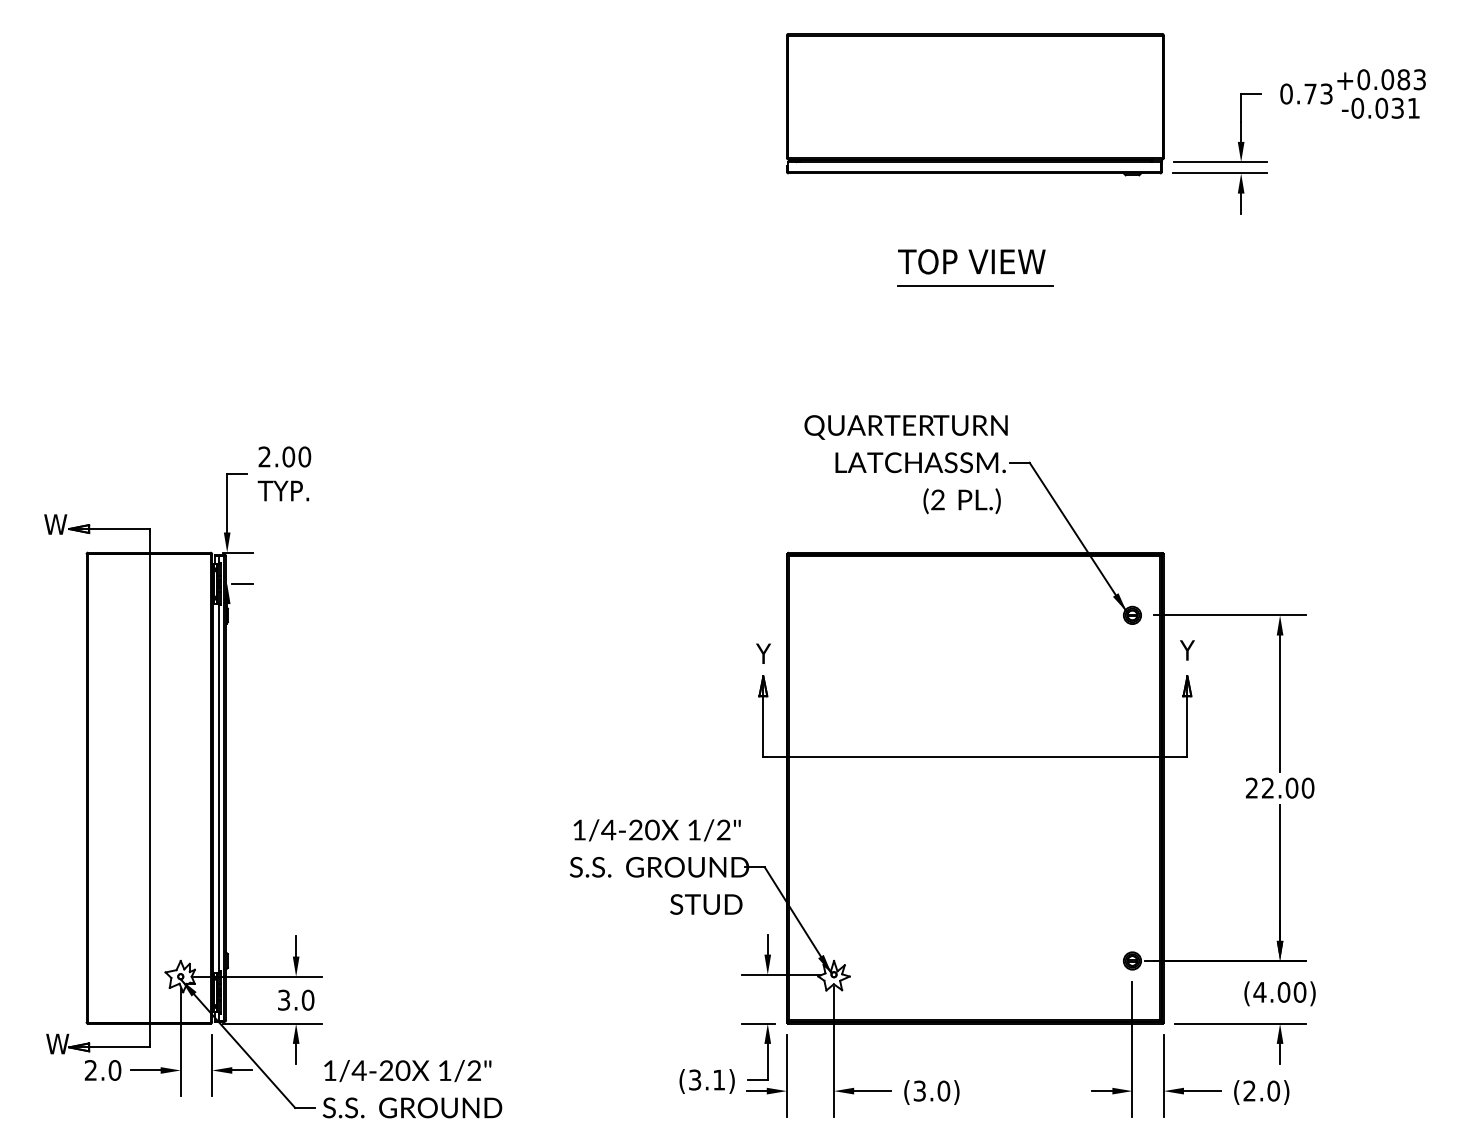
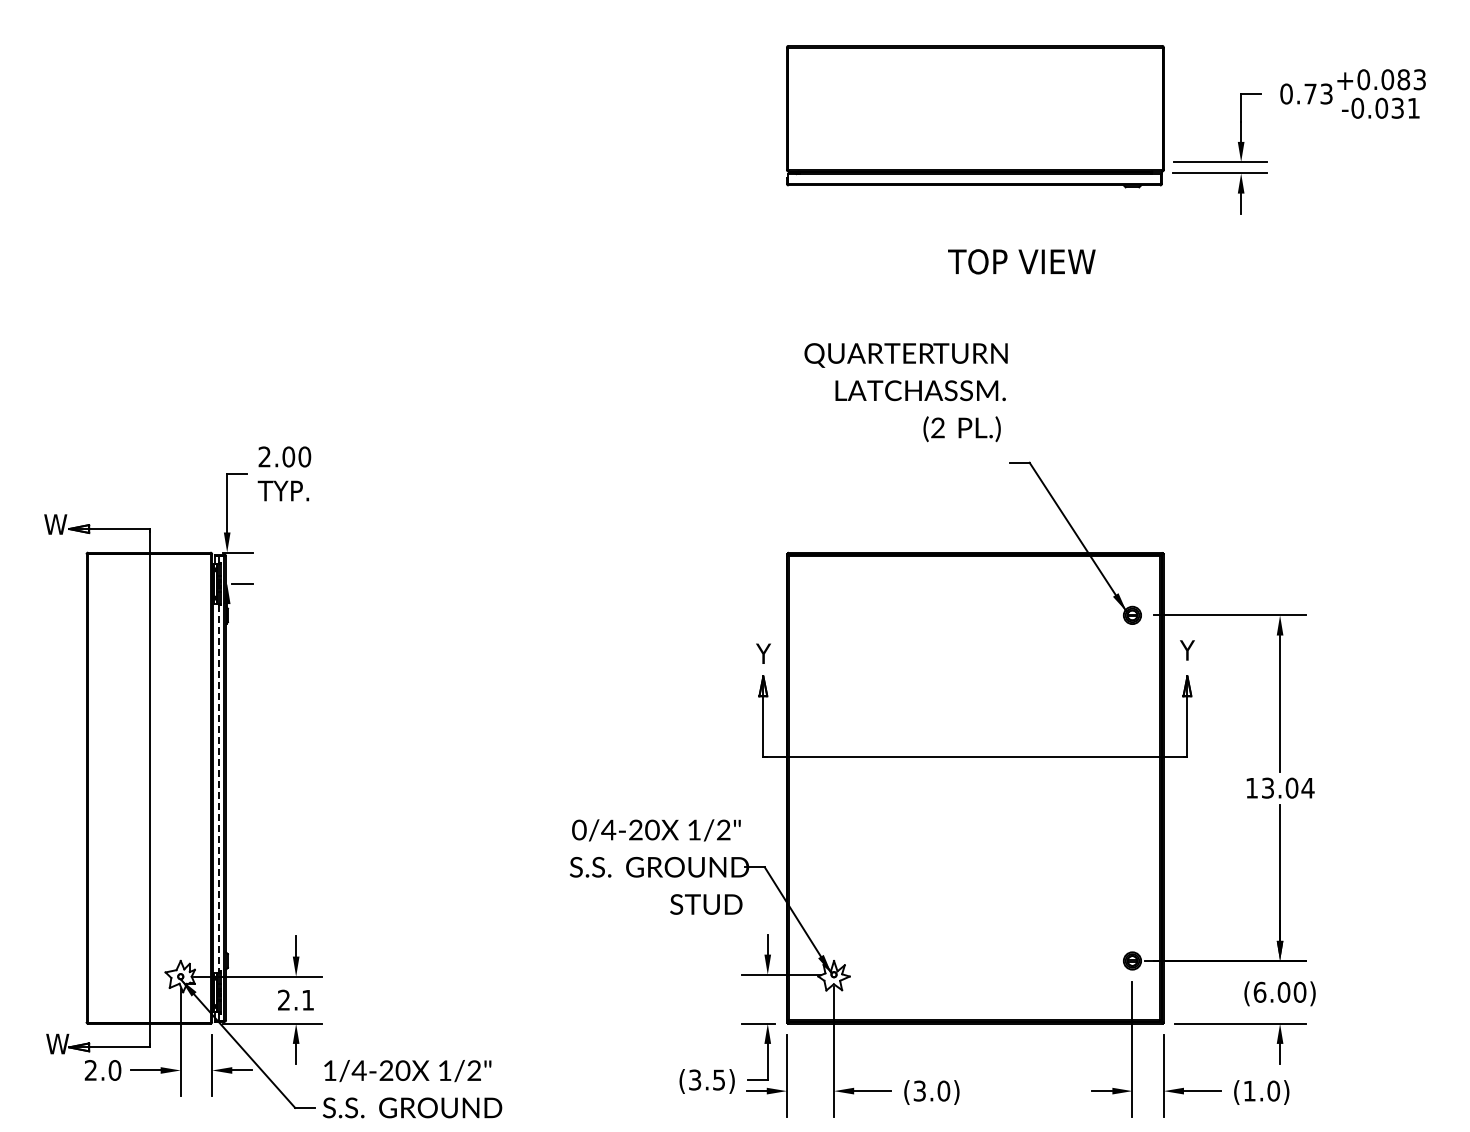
part position: (975, 104) -> (975, 116) (975, 116)
text position: (971, 261) -> (1021, 261) (1021, 261)
line: present -> none (975, 286)
text position: (905, 464) -> (905, 392) (905, 392)
text: 22.00 -> 13.04 (1279, 787)
line: solid -> dashed (218, 788)
text: 1/4-20 -> 0/4-20 (579, 829)
text: (4.00) -> (6.00) (1259, 991)
text: 3.0 -> 2.1 (296, 999)
text: (3.1) -> (3.5) (718, 1079)
text: (2.0) -> (1.0) (1249, 1090)
